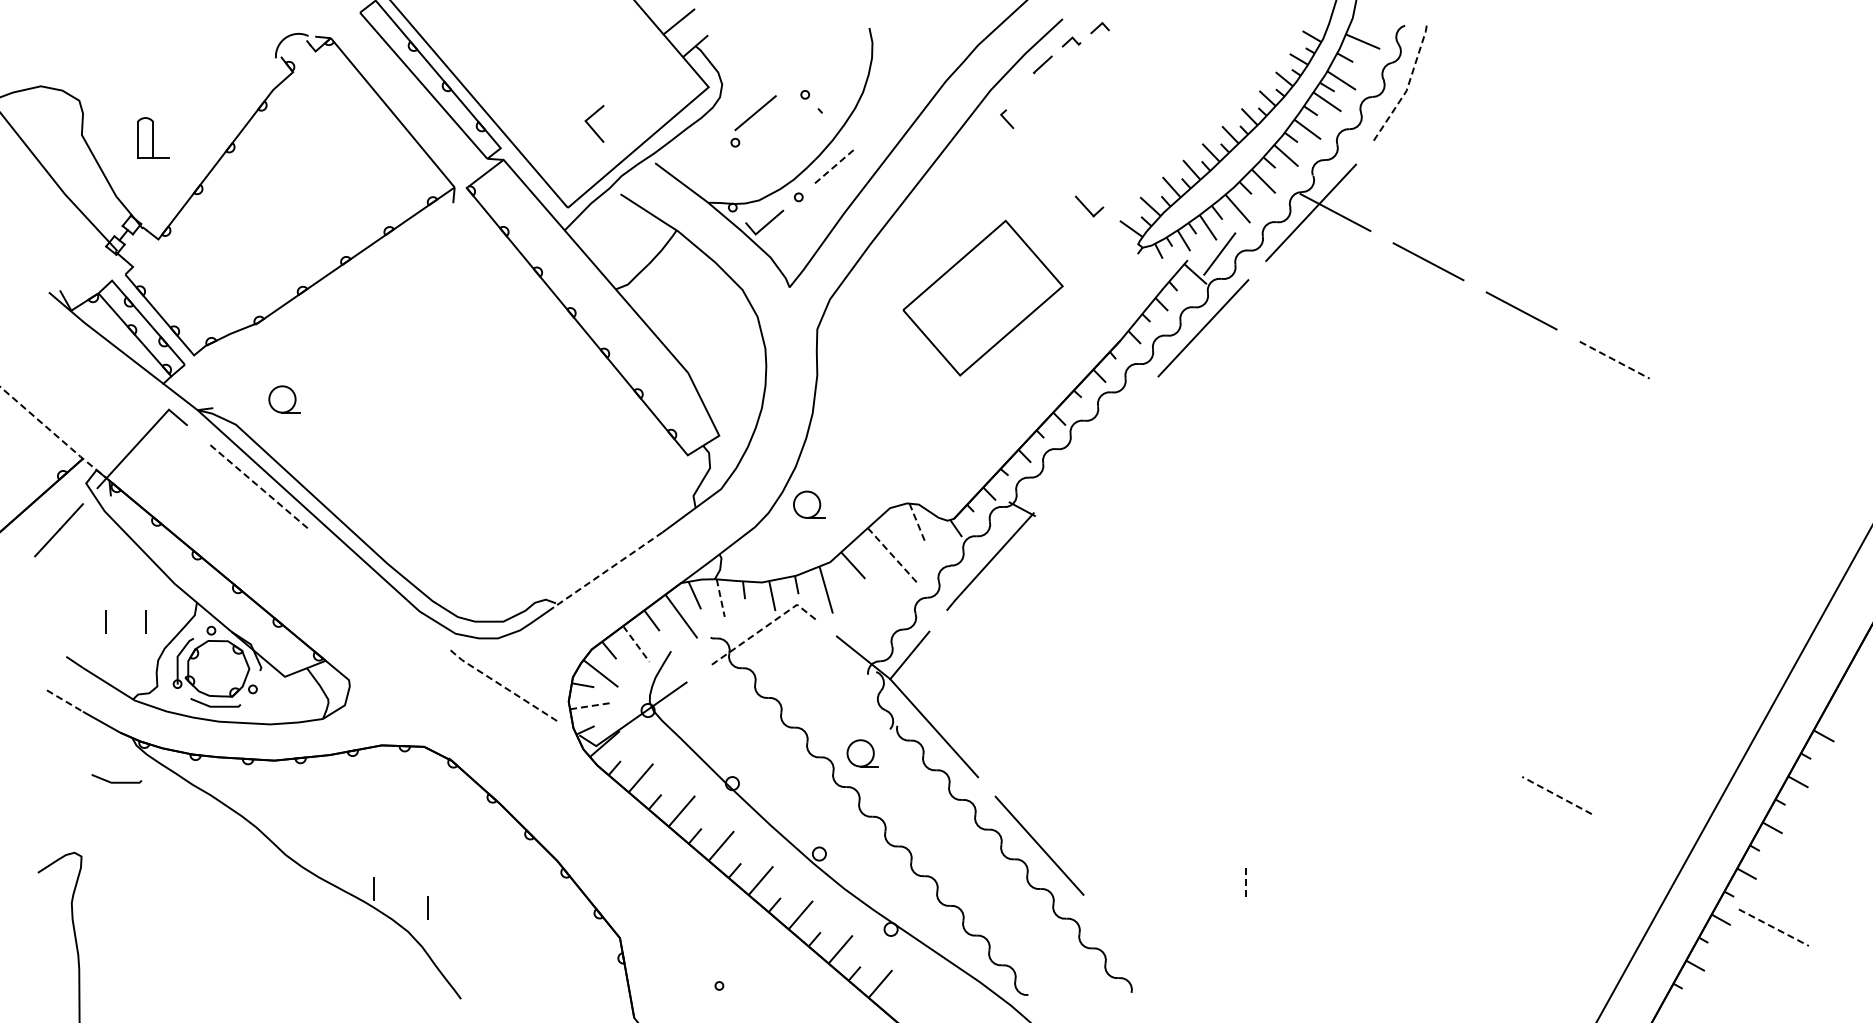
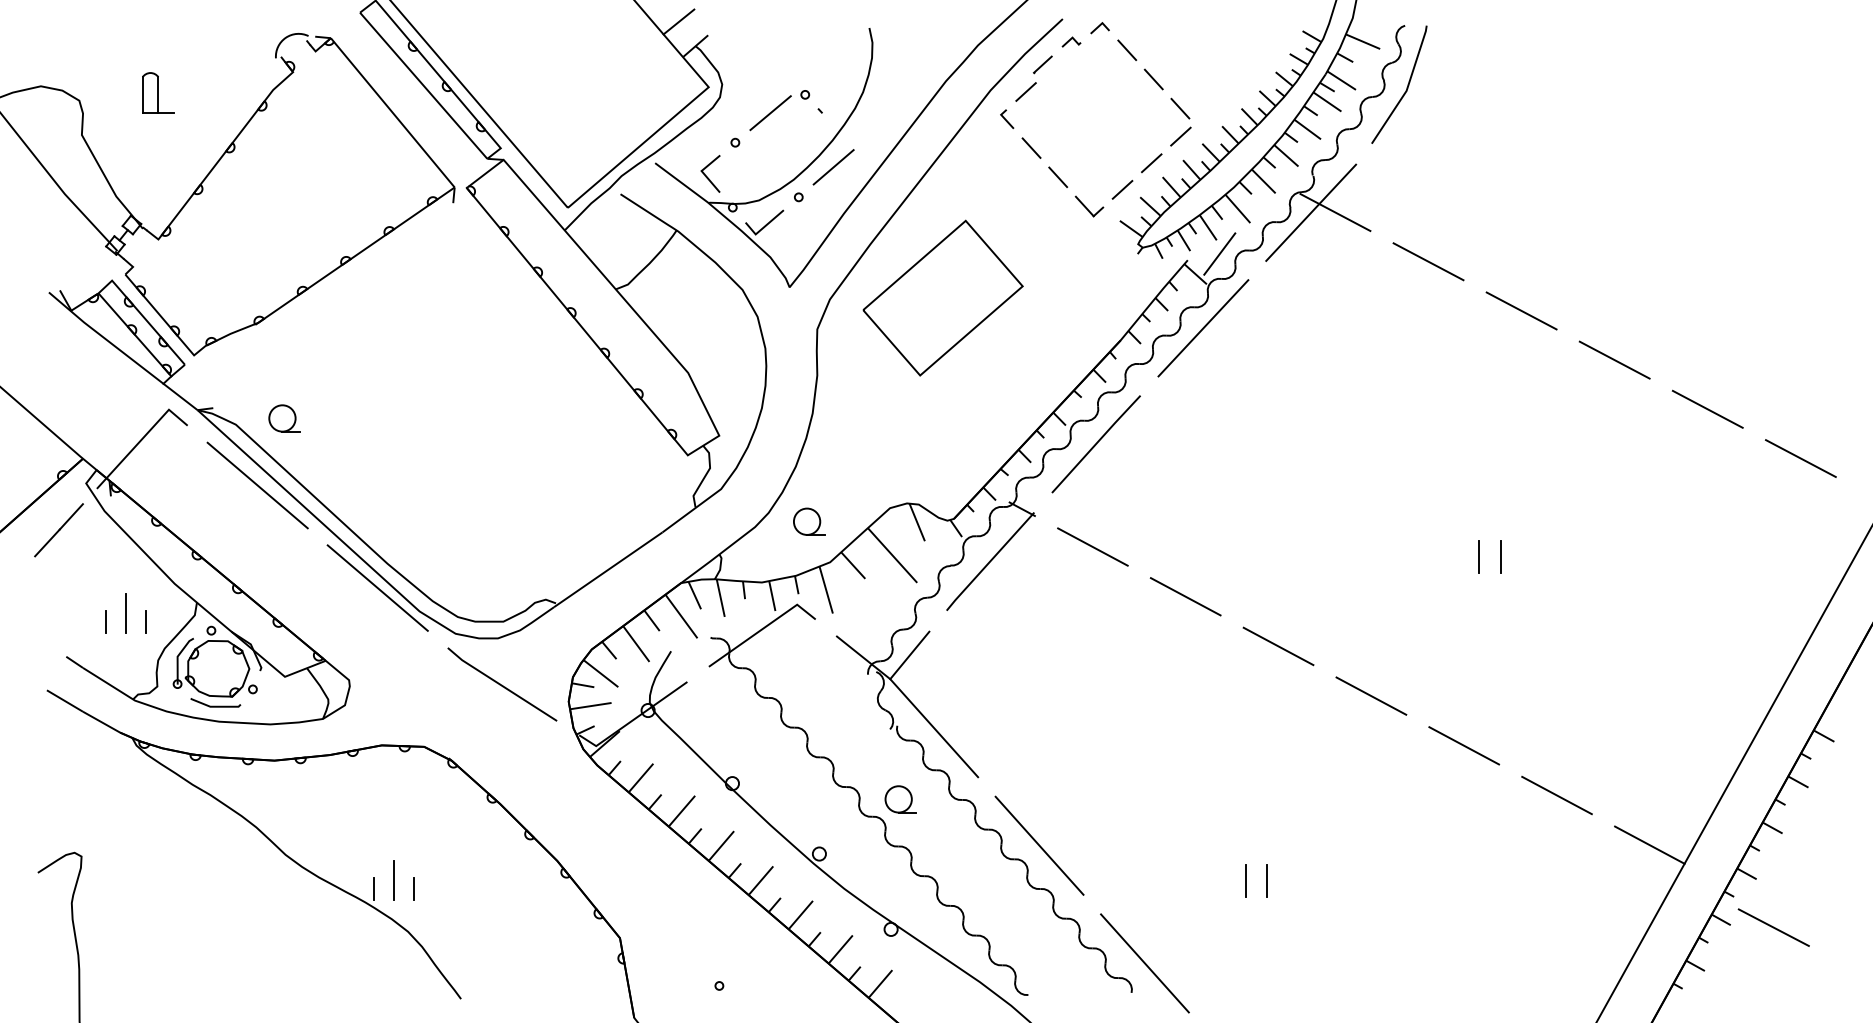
line: none -> present (1127, 50)
line: none -> present (1153, 79)
line: dashed -> solid (1407, 89)
line: none -> present (1025, 91)
line: none -> present (1180, 108)
line position: (755, 113) -> (770, 113) (770, 113)
line position: (591, 126) -> (707, 176) (707, 176)
line: none -> present (1180, 136)
part position: (153, 137) -> (158, 92) (158, 92)
line: none -> present (1031, 147)
line: none -> present (1151, 163)
line: dashed -> solid (833, 167)
line: none -> present (1058, 177)
line: none -> present (1122, 189)
part position: (982, 297) -> (942, 297) (942, 297)
line: dashed -> solid (1615, 360)
part position: (284, 399) -> (284, 418) (284, 418)
line: none -> present (1707, 408)
line: dashed -> solid (54, 434)
line: none -> present (1095, 444)
line: none -> present (1800, 458)
line: dashed -> solid (257, 485)
part position: (809, 504) -> (809, 521) (809, 521)
line: dashed -> solid (917, 522)
line: none -> present (1092, 546)
line: dashed -> solid (892, 555)
line: none -> present (1479, 556)
line: none -> present (1500, 556)
line: dashed -> solid (608, 569)
line: none -> present (377, 587)
line: none -> present (1185, 596)
line: dashed -> solid (720, 598)
line: none -> present (126, 612)
line: dashed -> solid (762, 628)
line: dashed -> solid (636, 644)
line: none -> present (1278, 646)
line: dashed -> solid (500, 684)
line: none -> present (1371, 695)
line: dashed -> solid (64, 701)
line: dashed -> solid (590, 706)
line: none -> present (1463, 745)
part position: (862, 753) -> (900, 799) (900, 799)
line: present -> none (116, 781)
line: dashed -> solid (1556, 795)
line: none -> present (1649, 844)
line: none -> present (394, 880)
line: dashed -> solid (1246, 880)
line: none -> present (1267, 880)
line position: (427, 907) -> (413, 888) (413, 888)
line: dashed -> solid (1774, 927)
line: none -> present (1144, 963)
